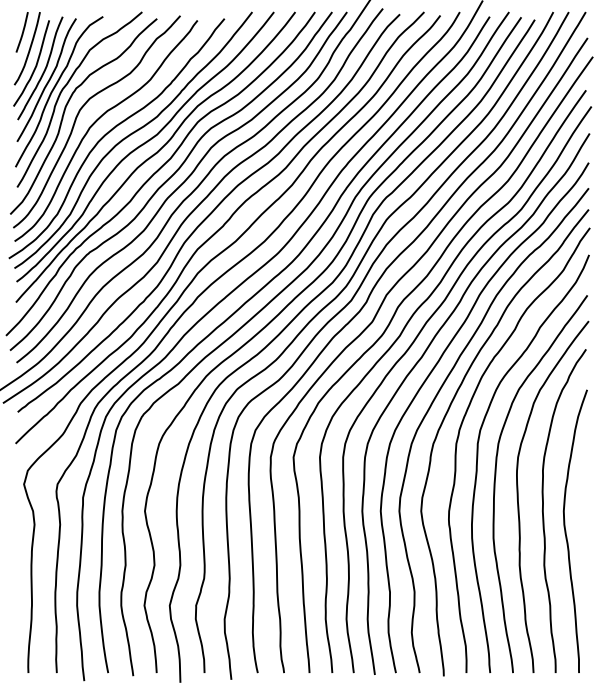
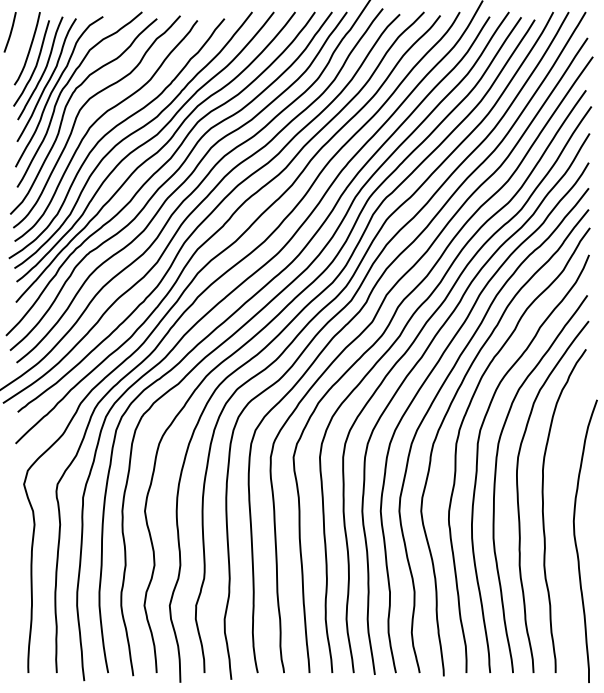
line position: (22, 32) -> (10, 32) (10, 32)
curve position: (566, 530) -> (576, 540) (576, 540)
